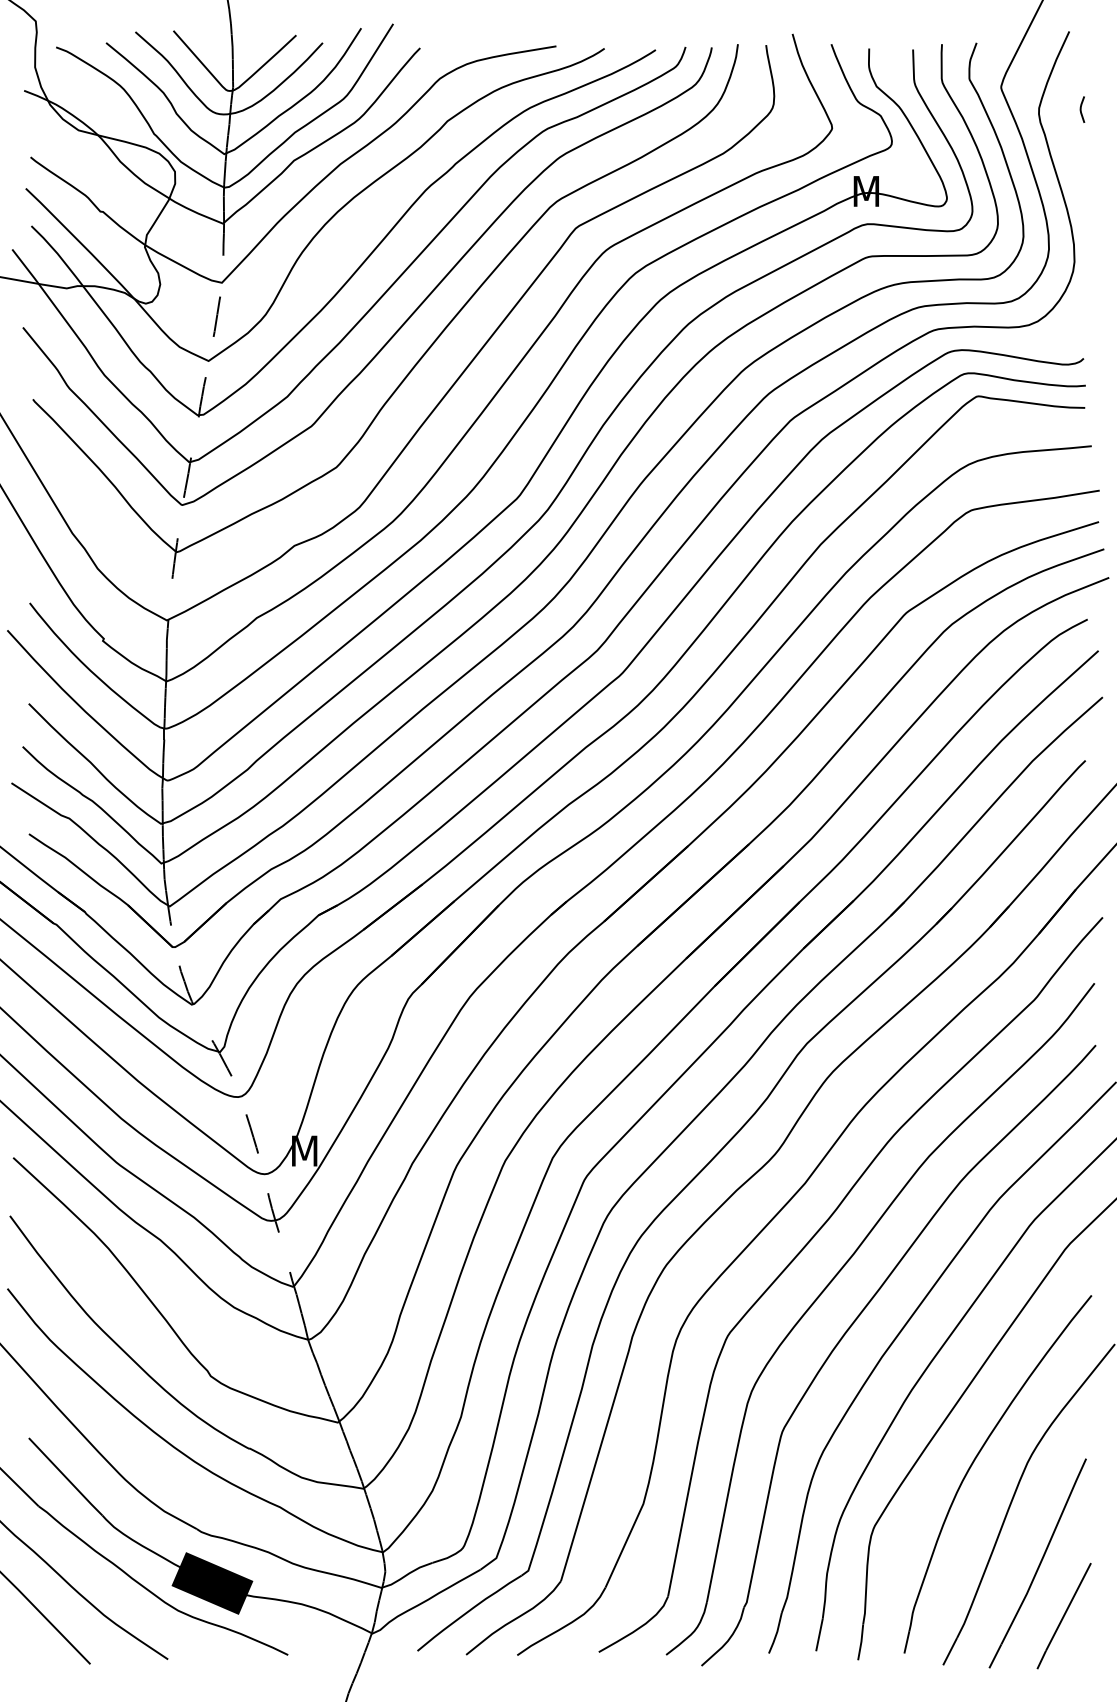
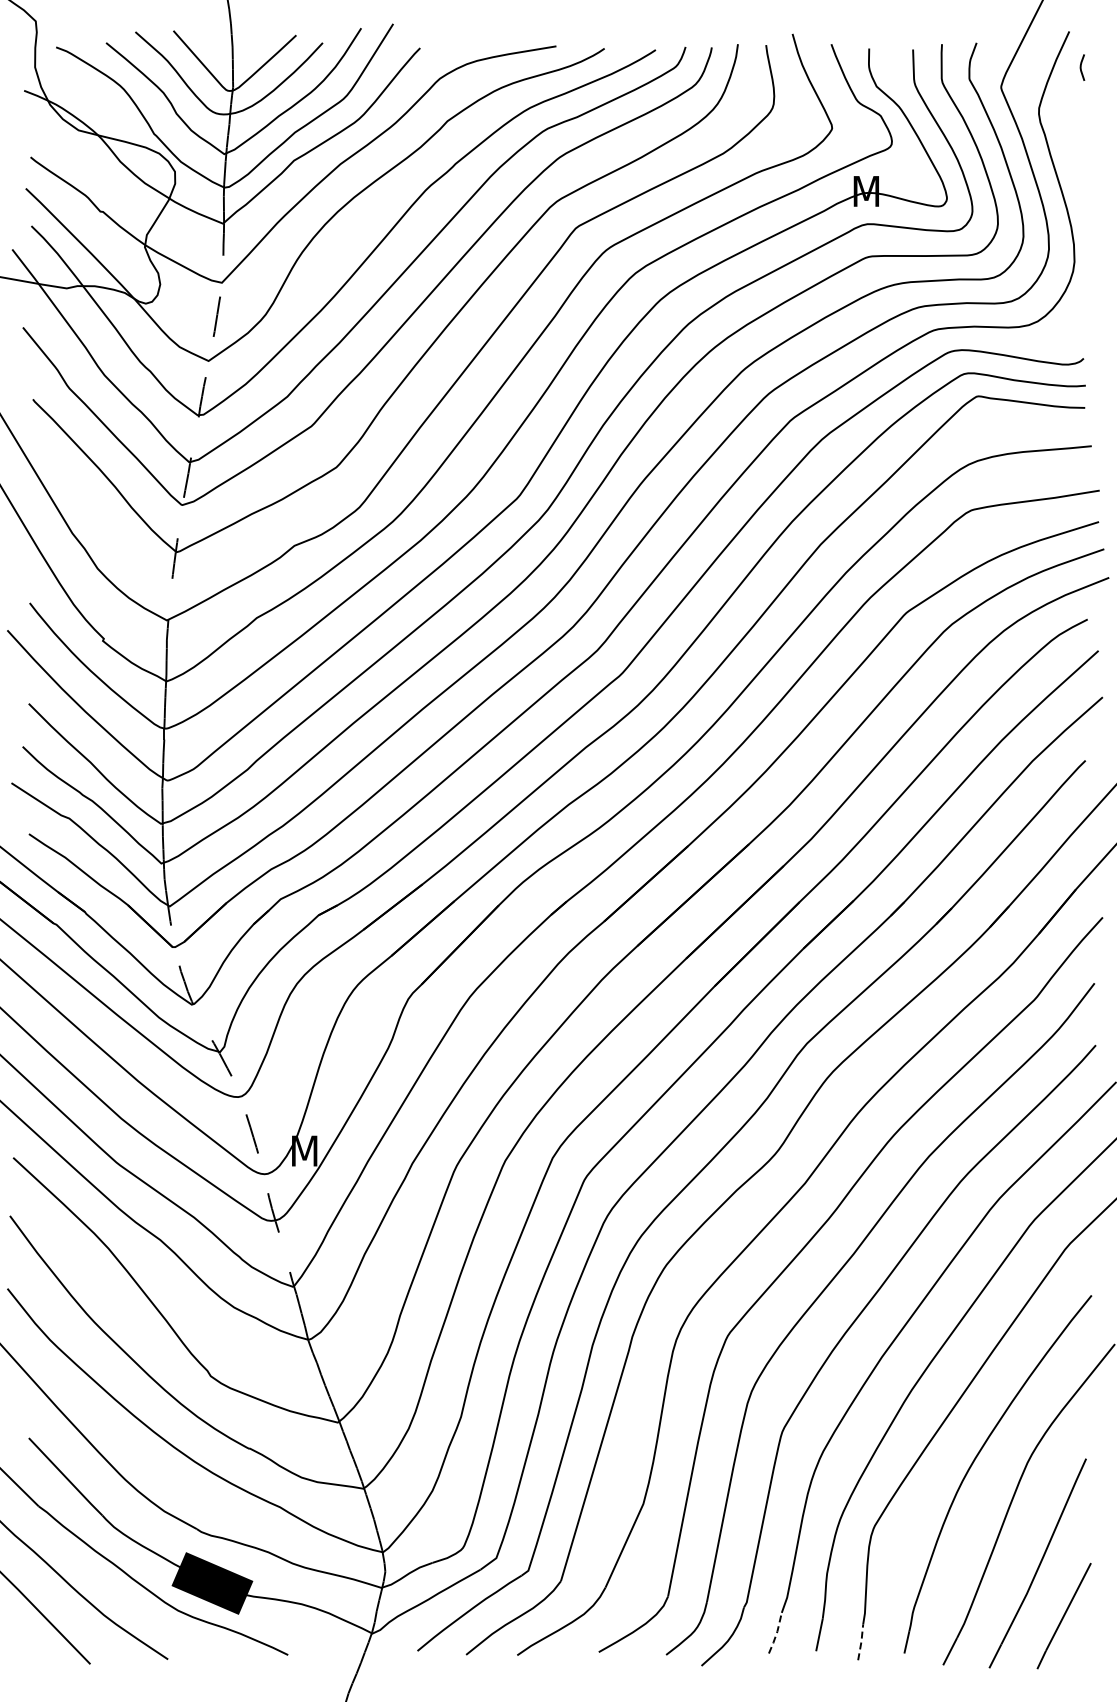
curve position: (1081, 109) -> (1081, 67) (1081, 67)
line: solid -> dashed (776, 1633)
line: solid -> dashed (861, 1641)
